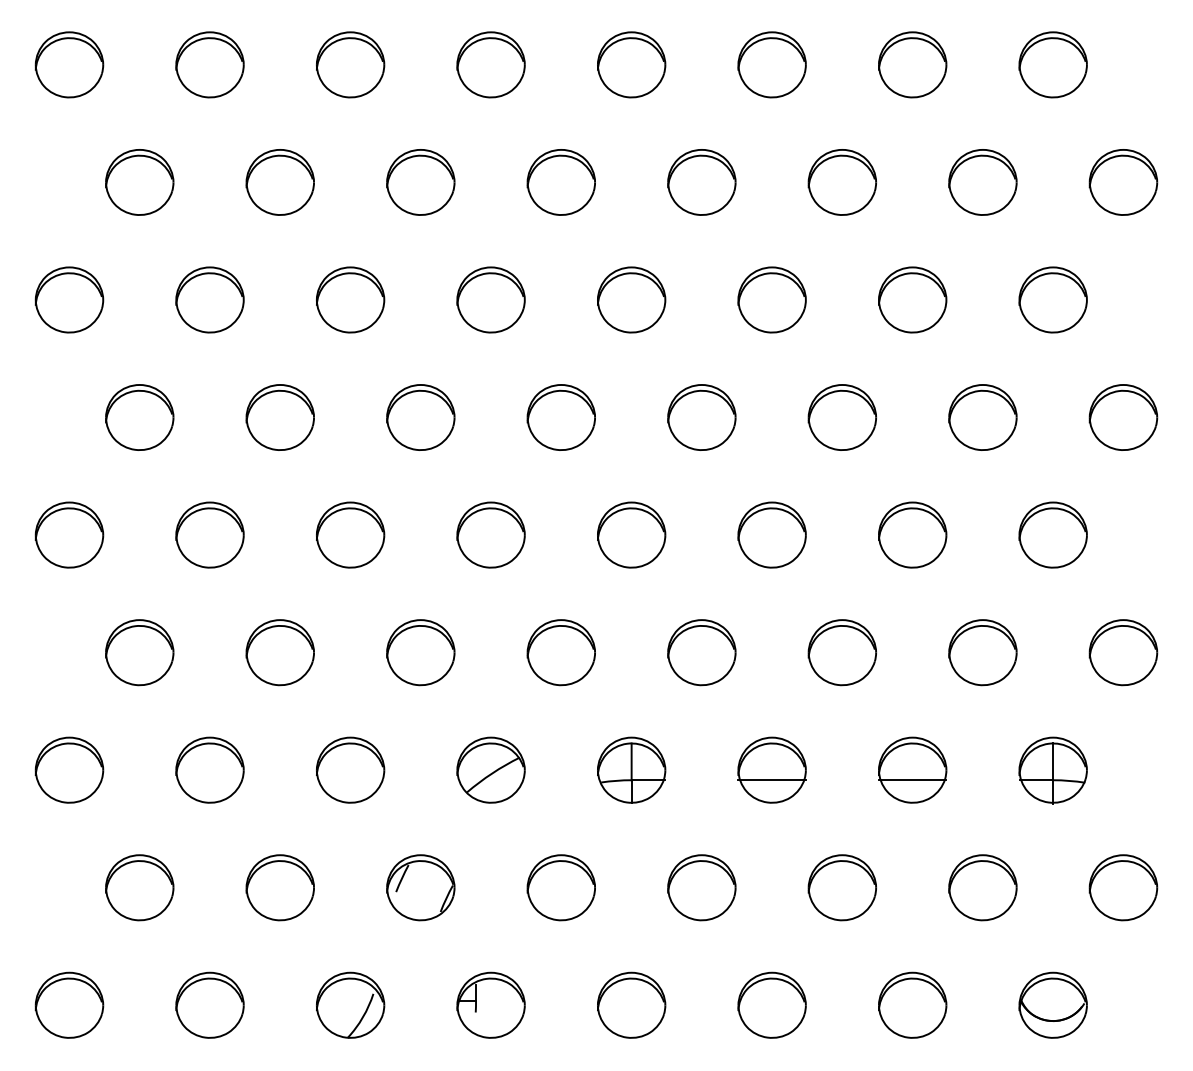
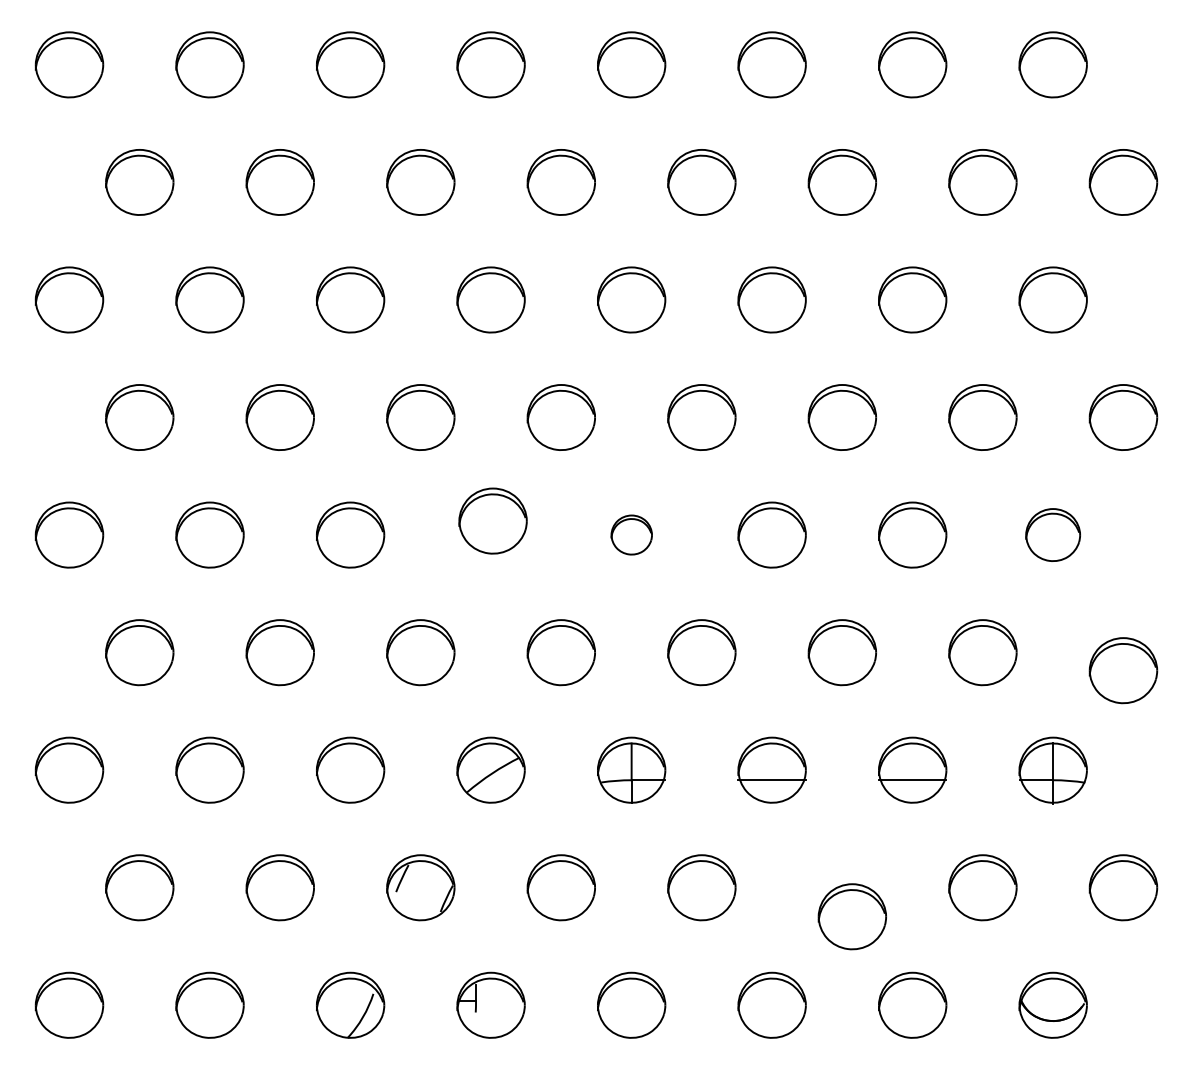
part position: (490, 534) -> (492, 520) (492, 520)
part size: 70x68 px -> 43x42 px (631, 534)
part size: 70x68 px -> 56x54 px (1052, 534)
part position: (1123, 652) -> (1123, 670) (1123, 670)
part position: (841, 887) -> (851, 916) (851, 916)
